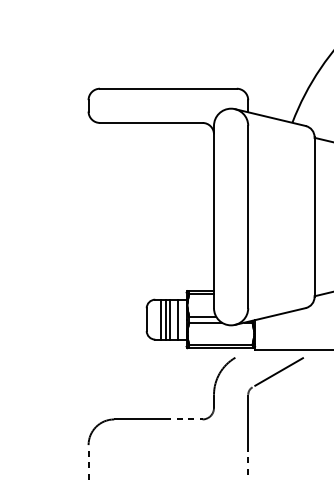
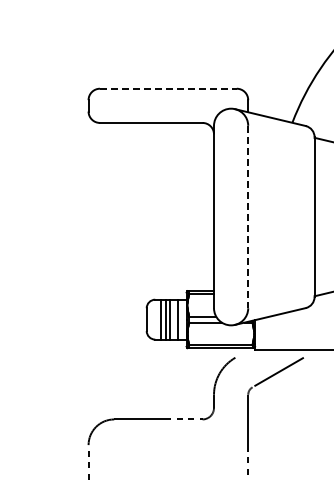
line: solid -> dashed (168, 88)
line: solid -> dashed (248, 217)
